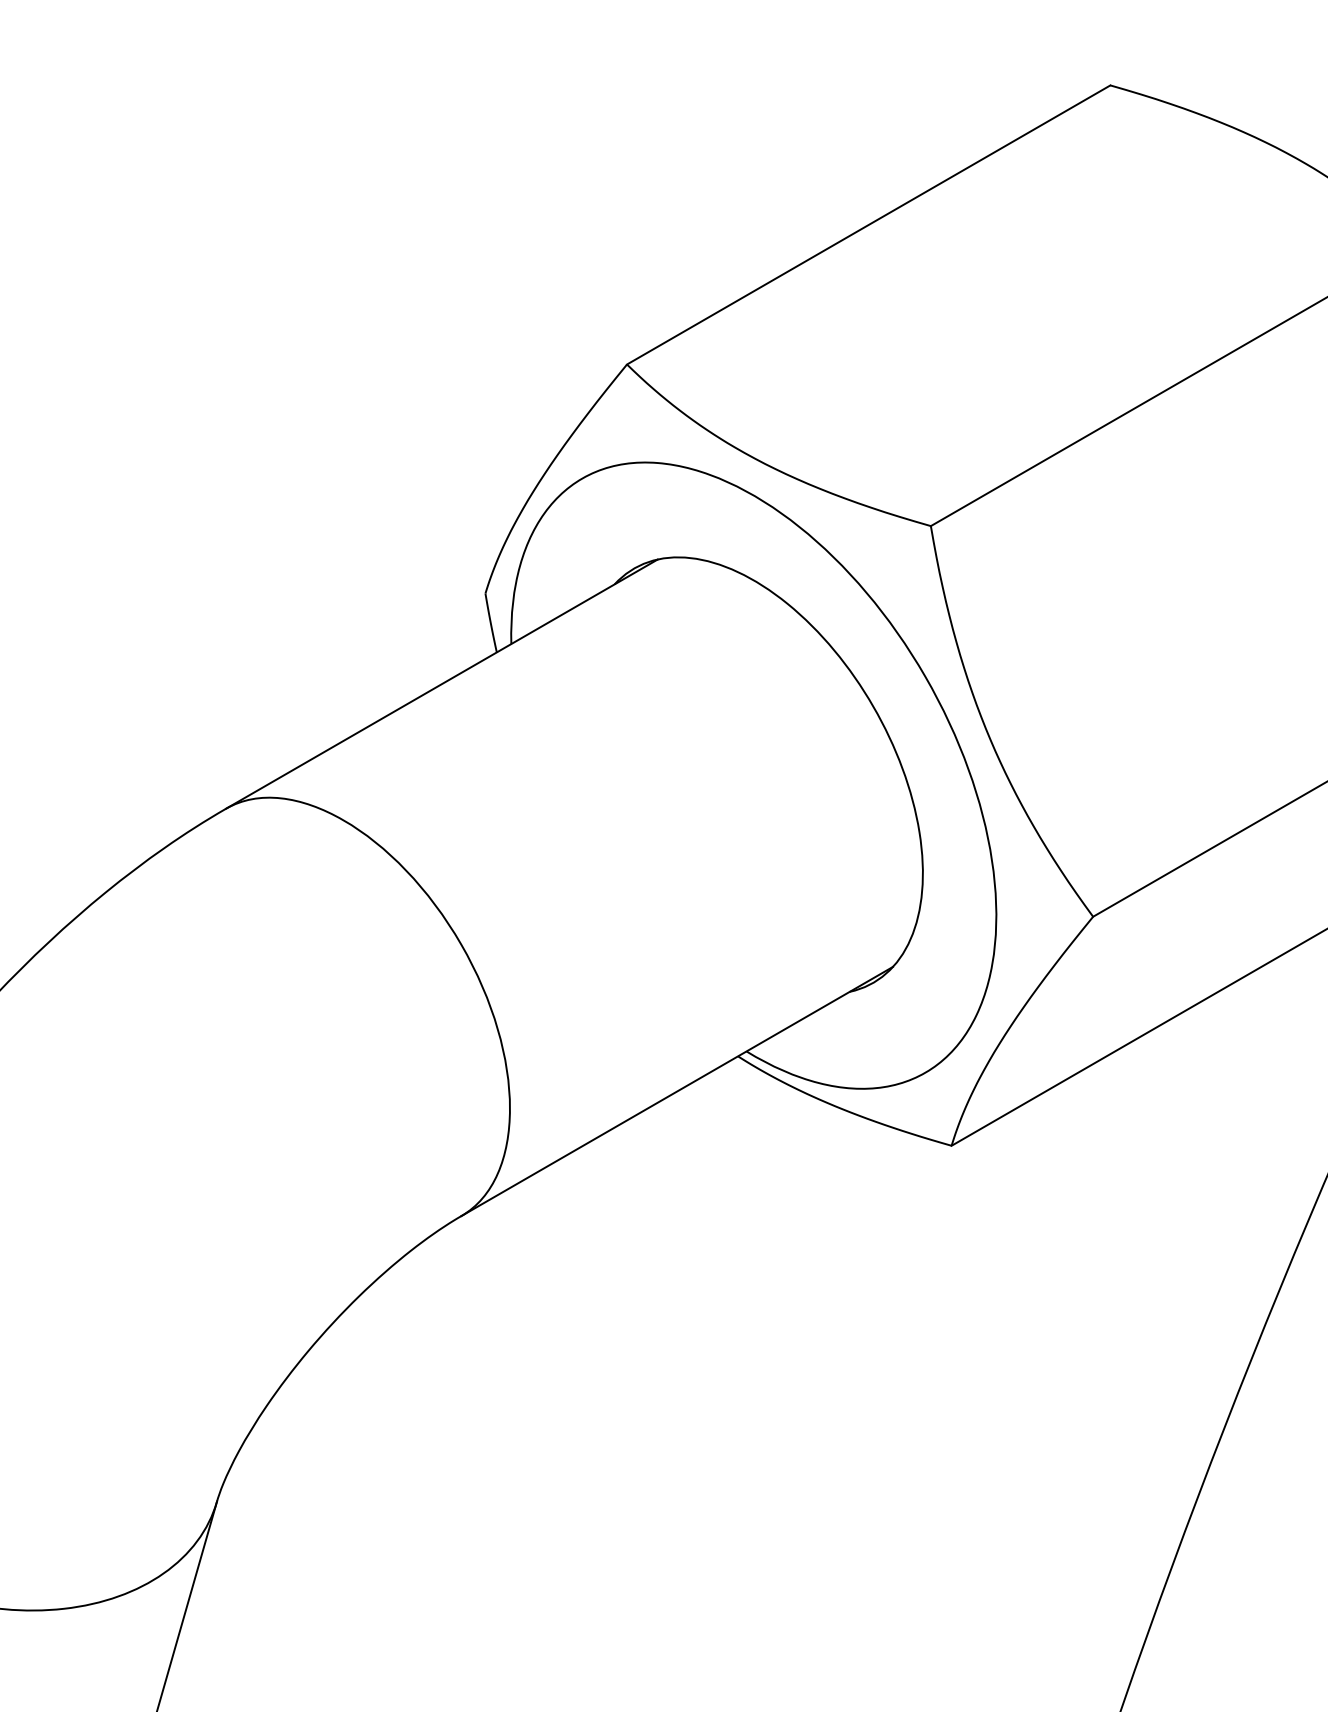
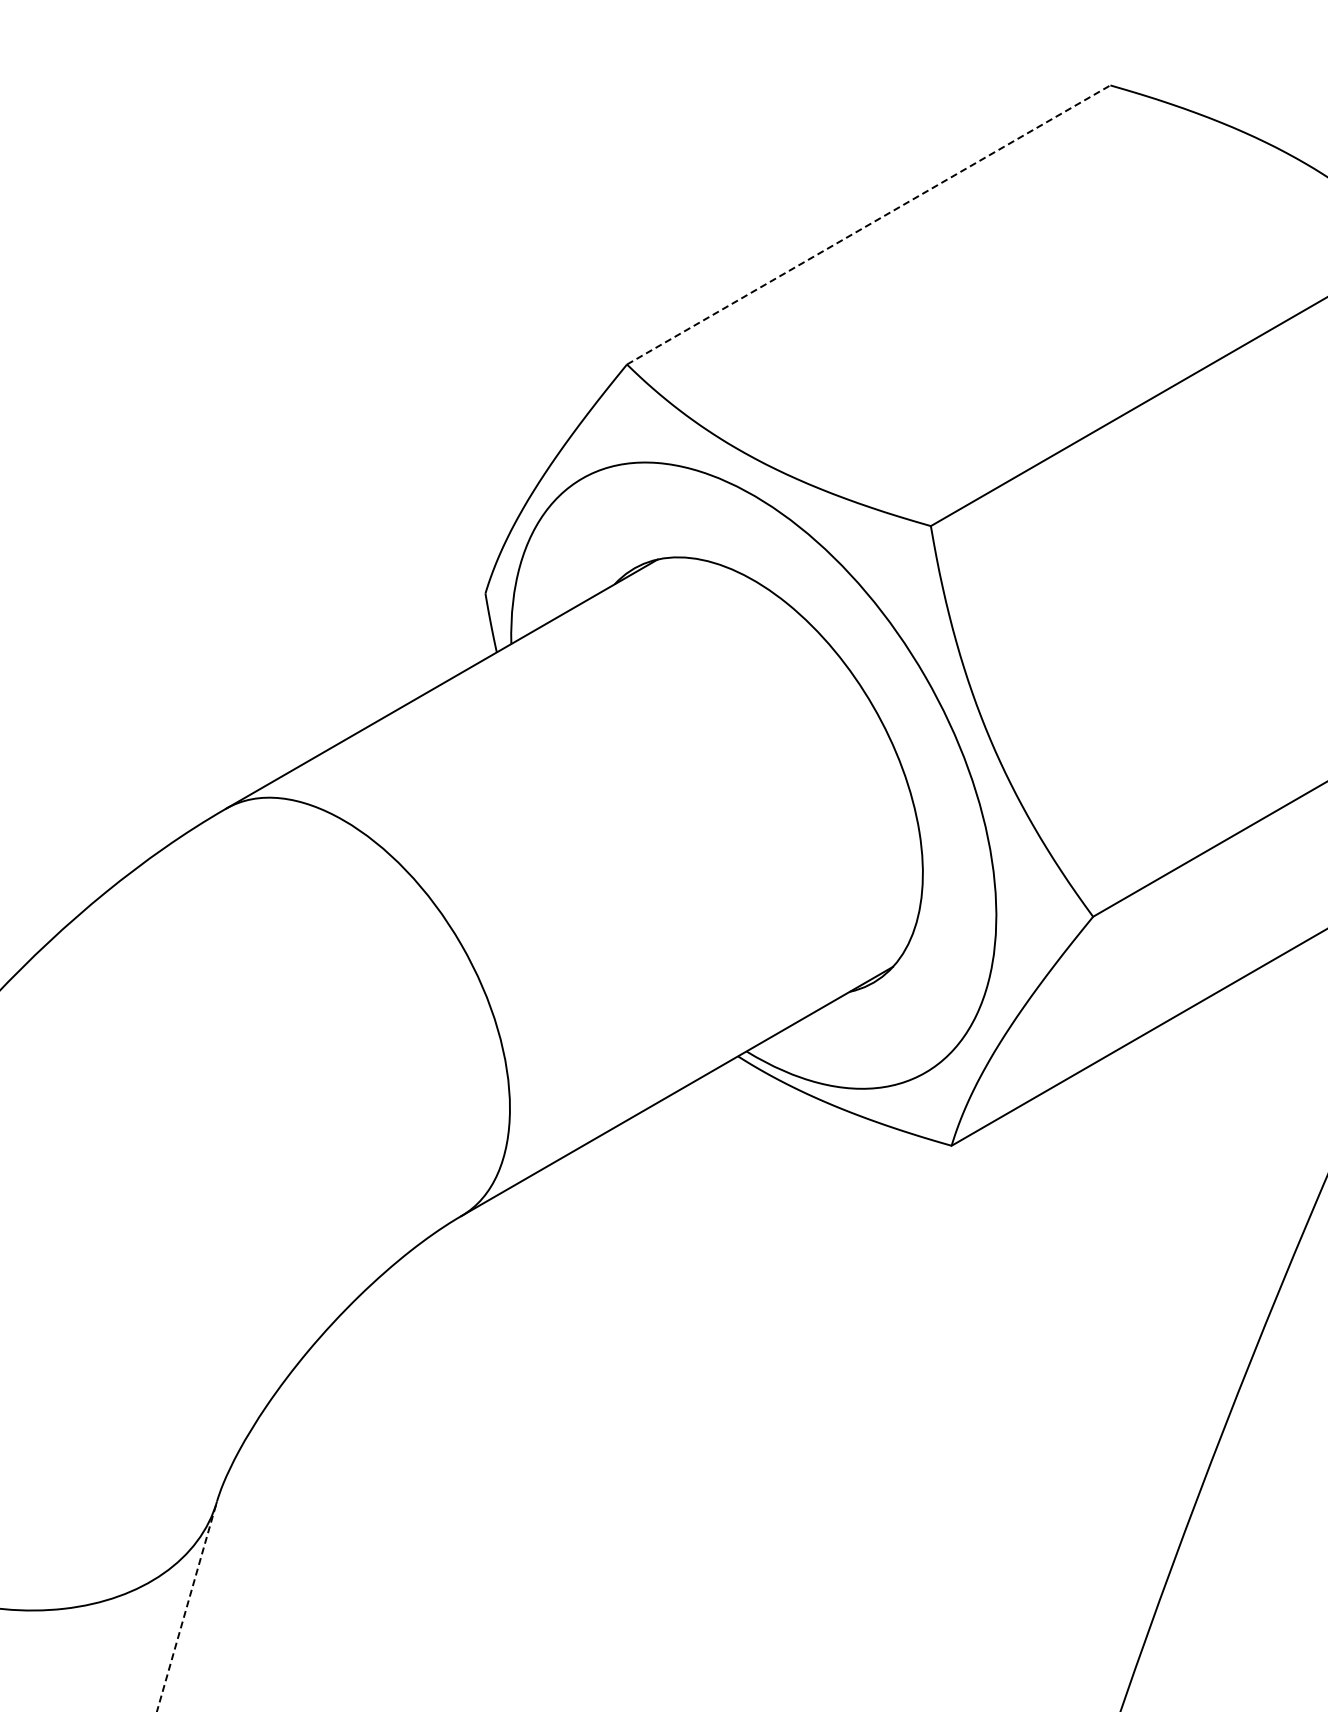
line: solid -> dashed (869, 224)
line: solid -> dashed (187, 1606)
